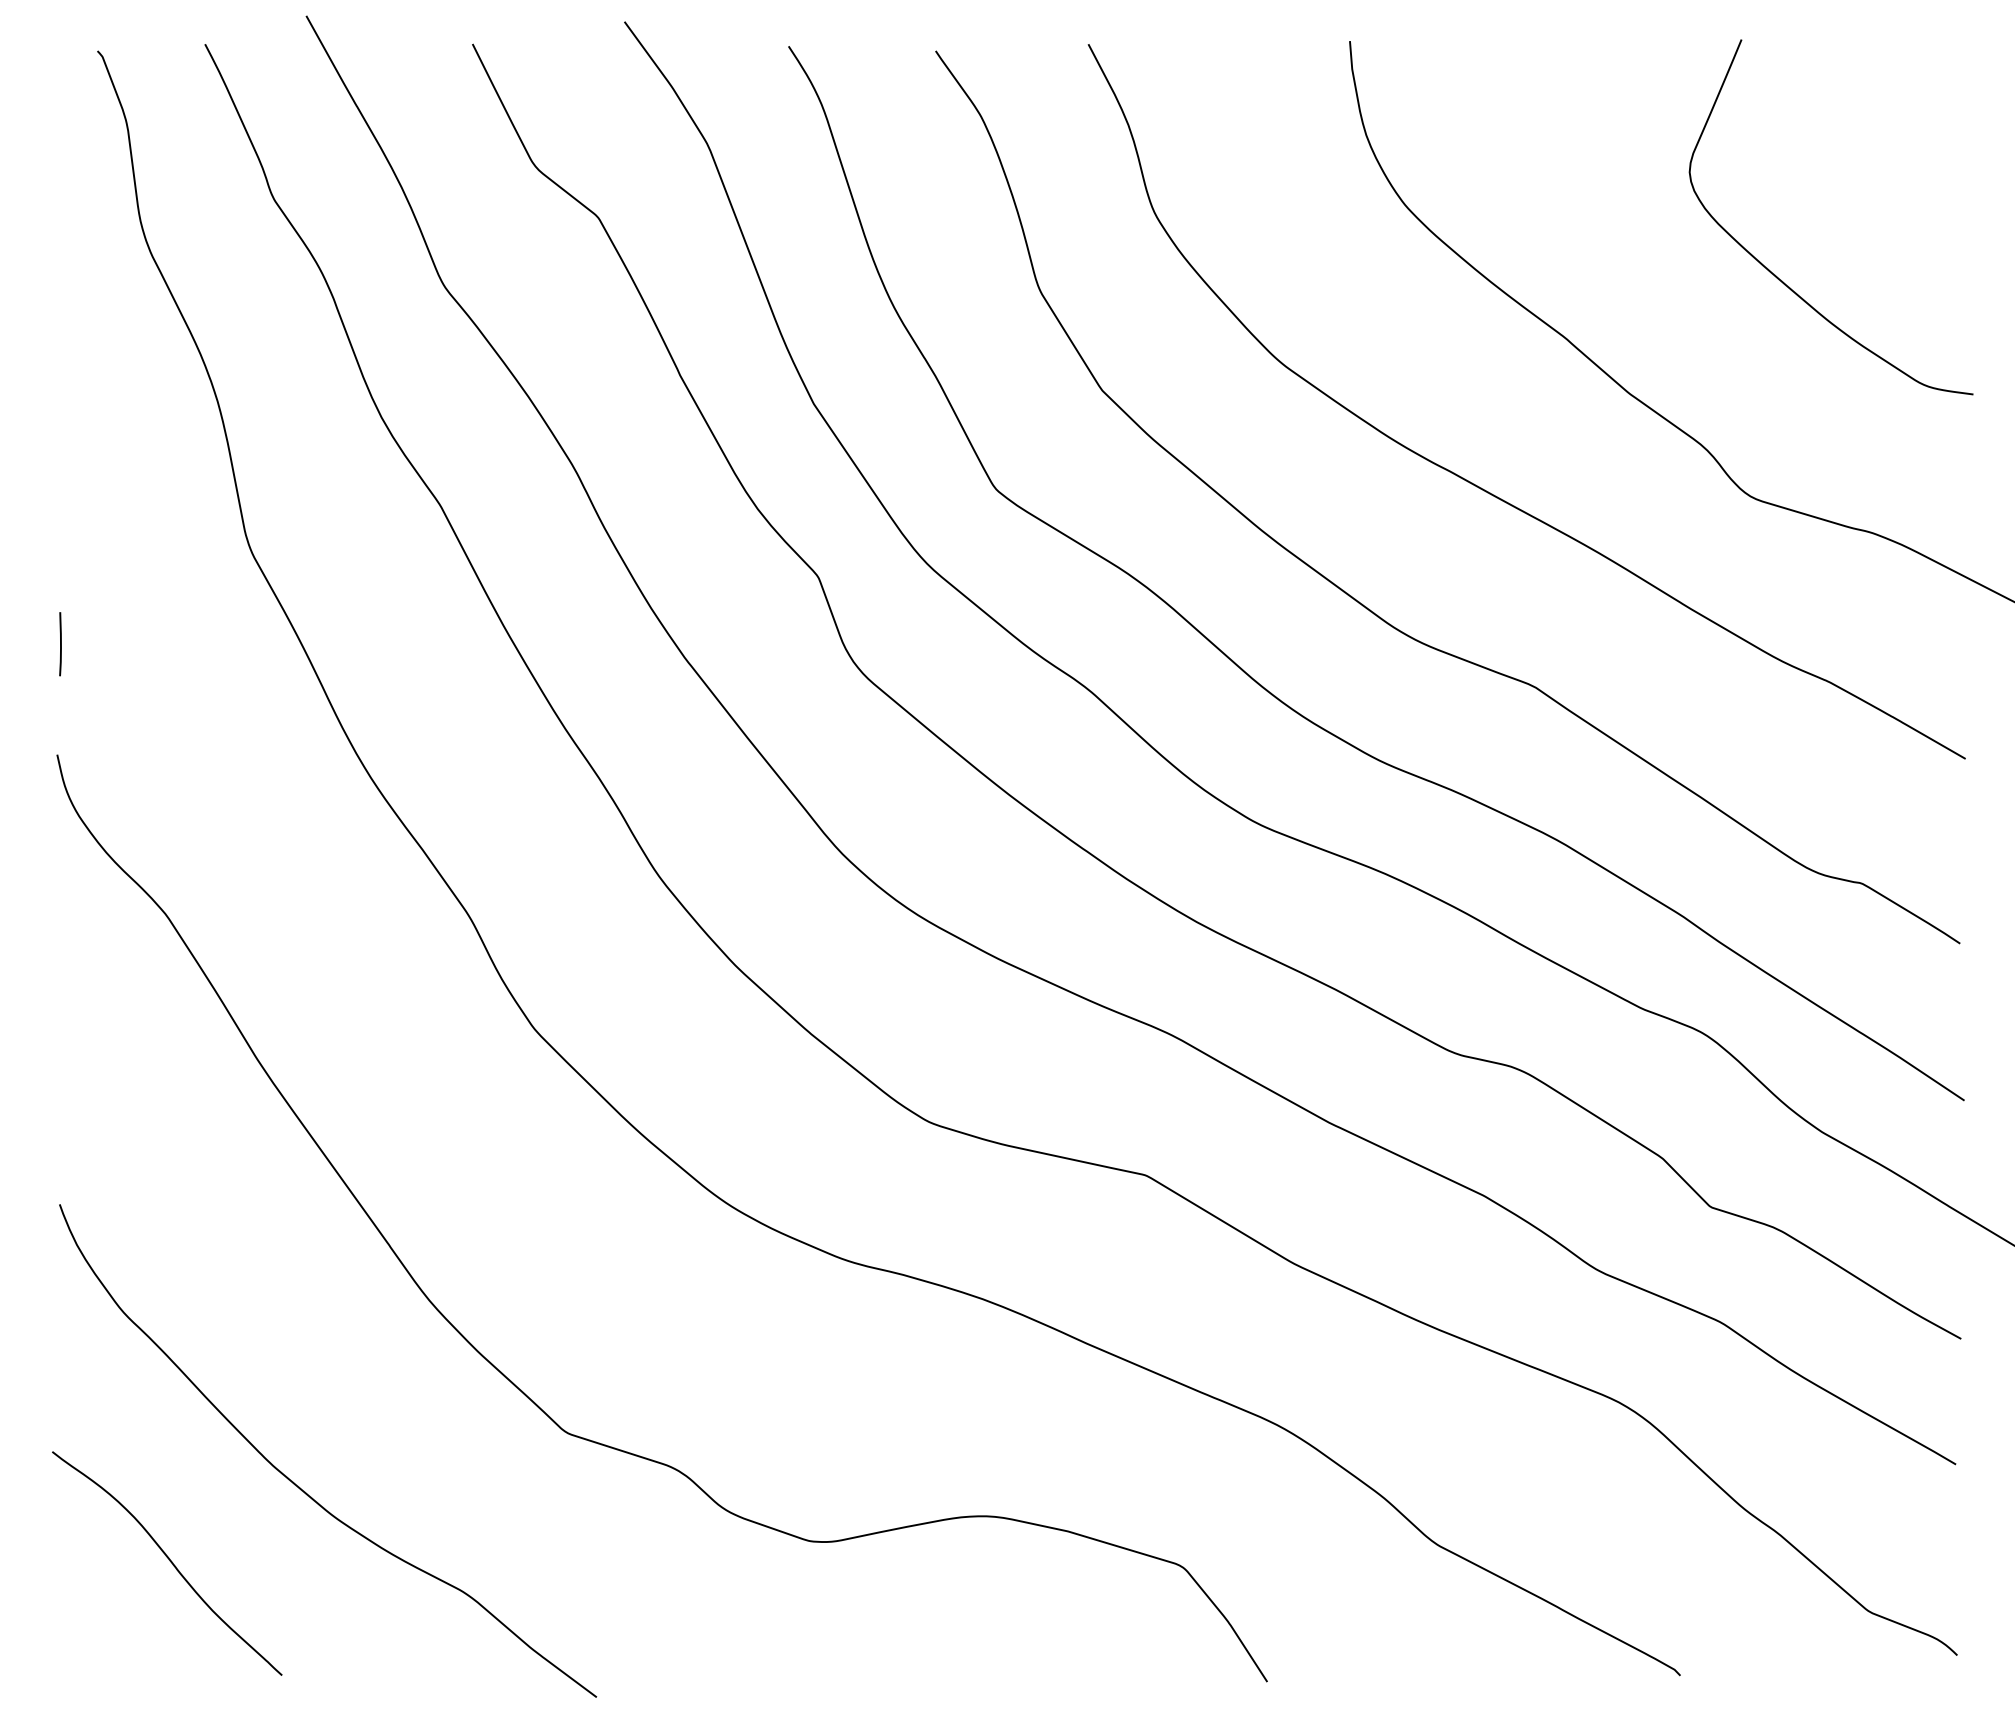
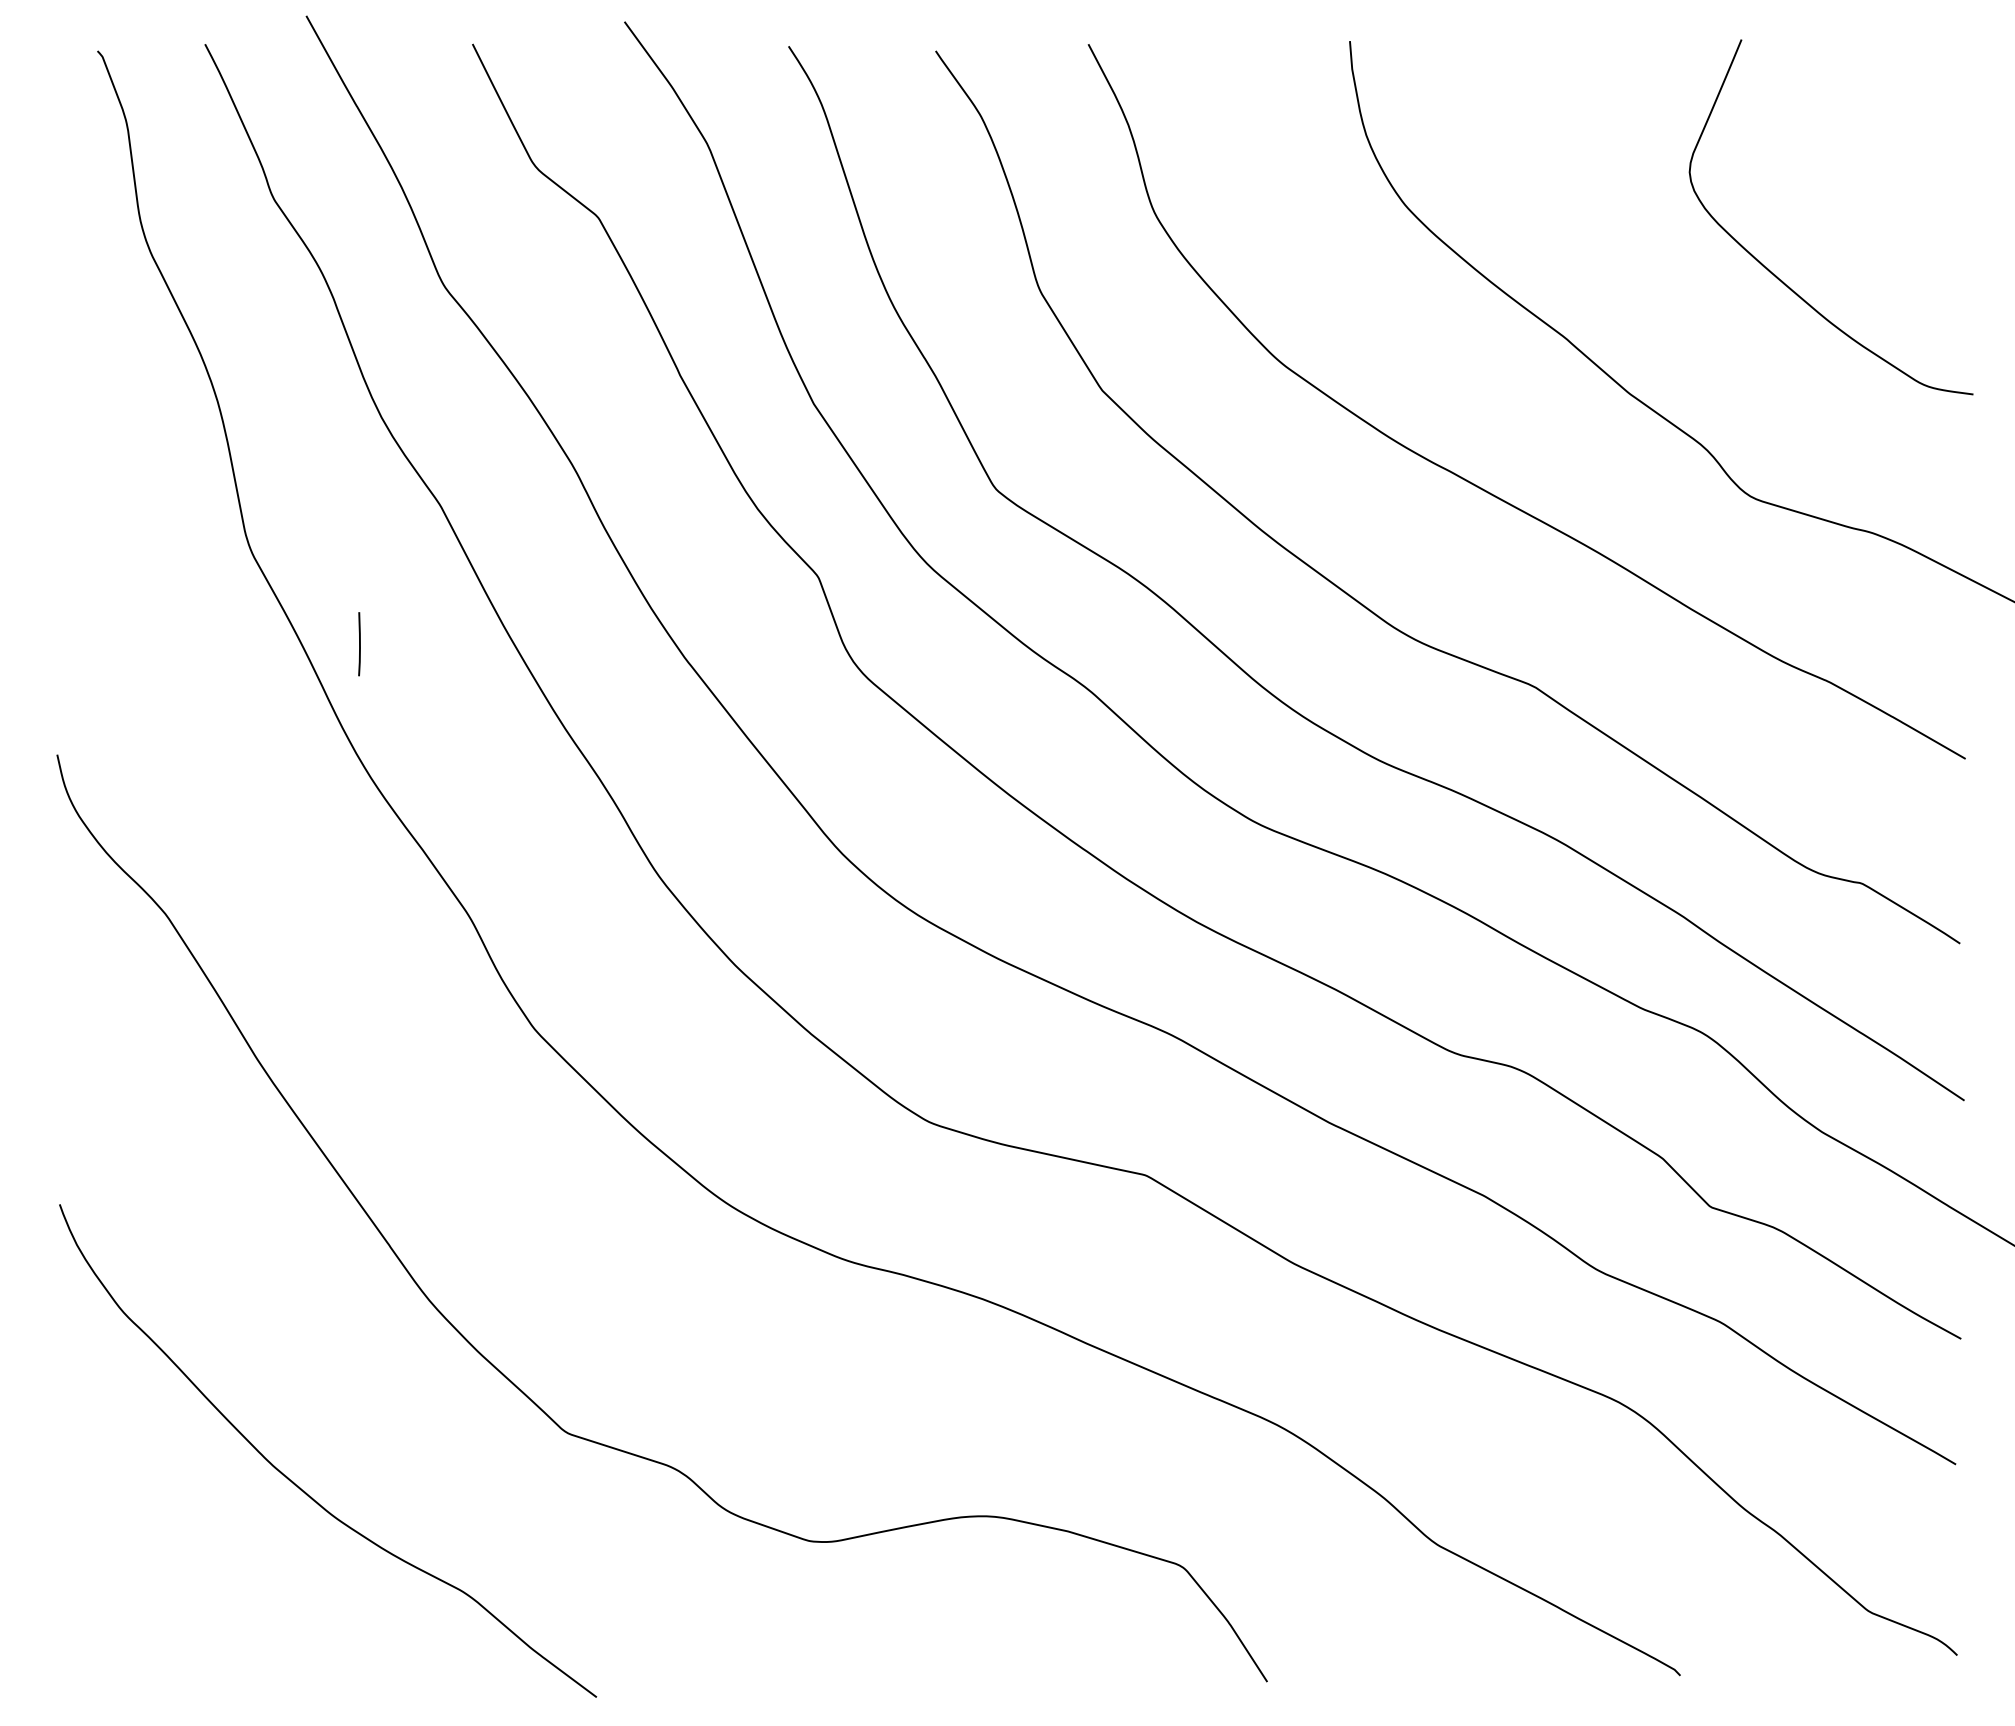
line position: (60, 644) -> (359, 644) (359, 644)
curve: present -> none (169, 1561)
